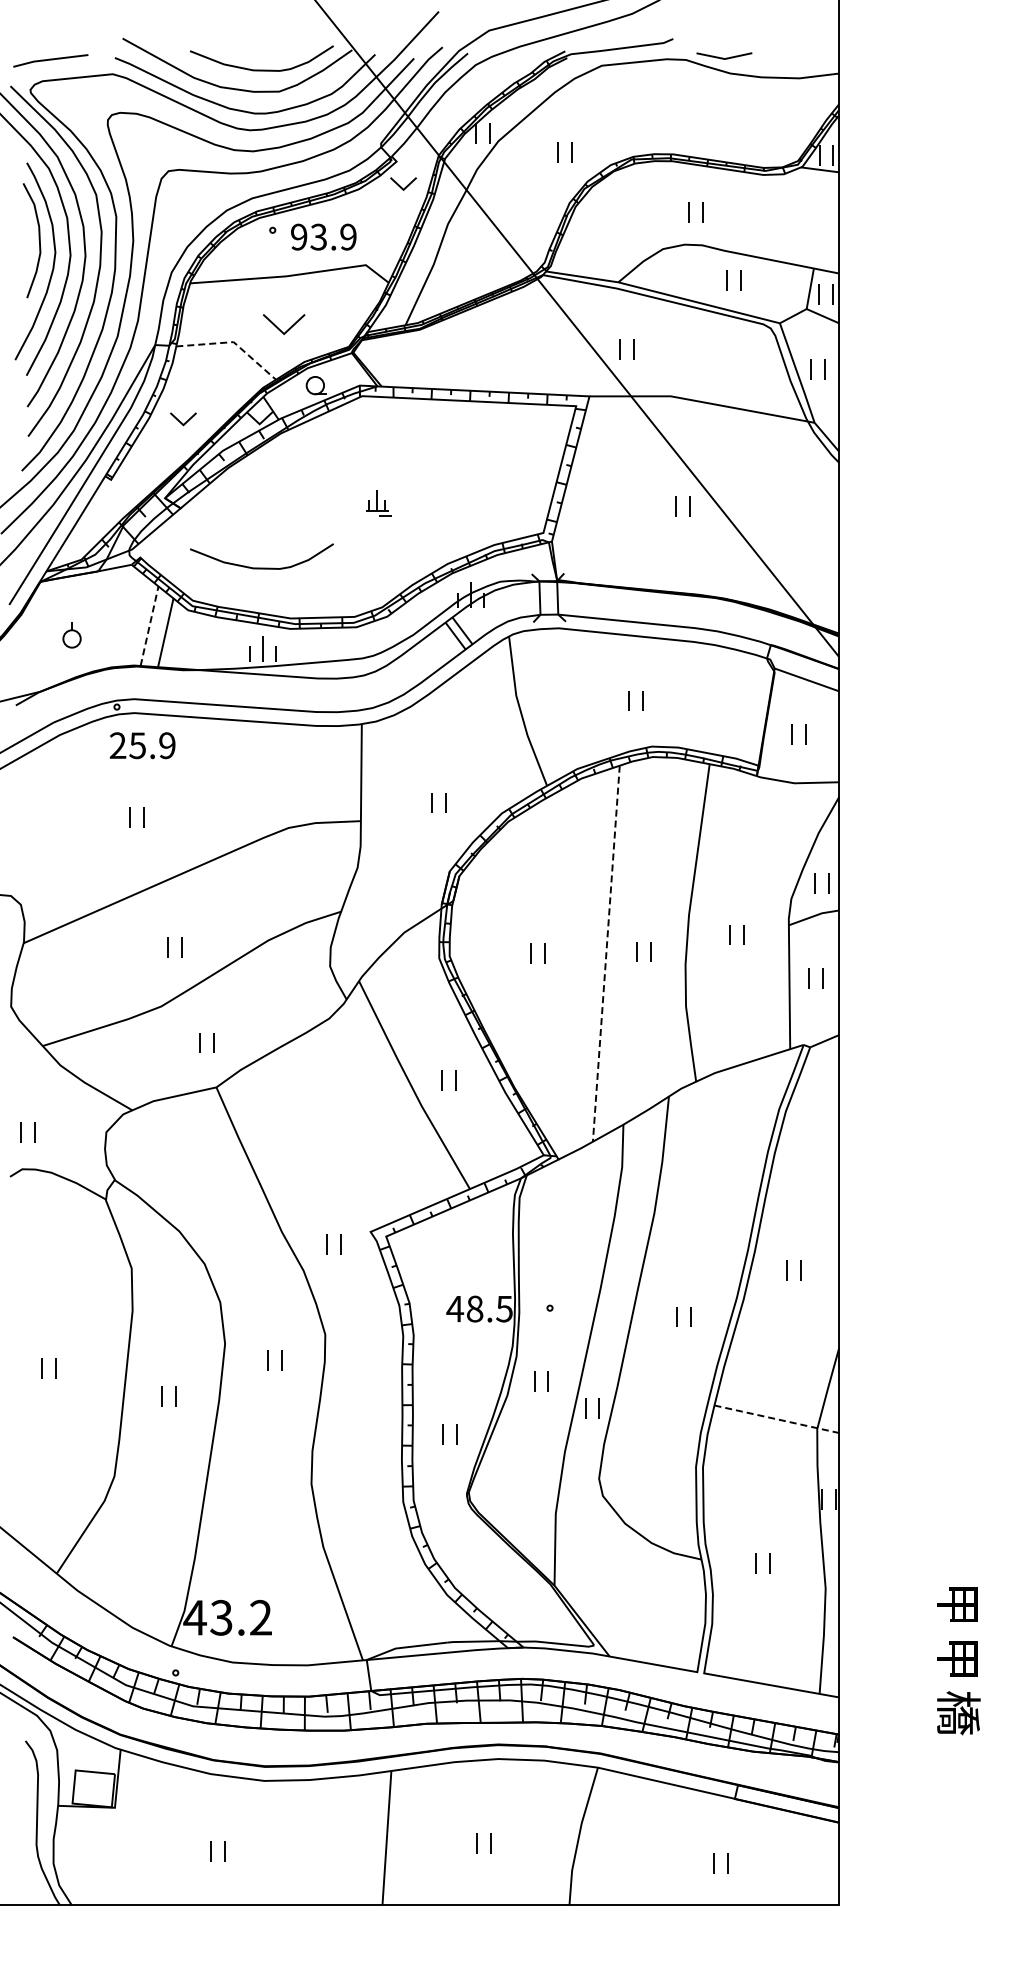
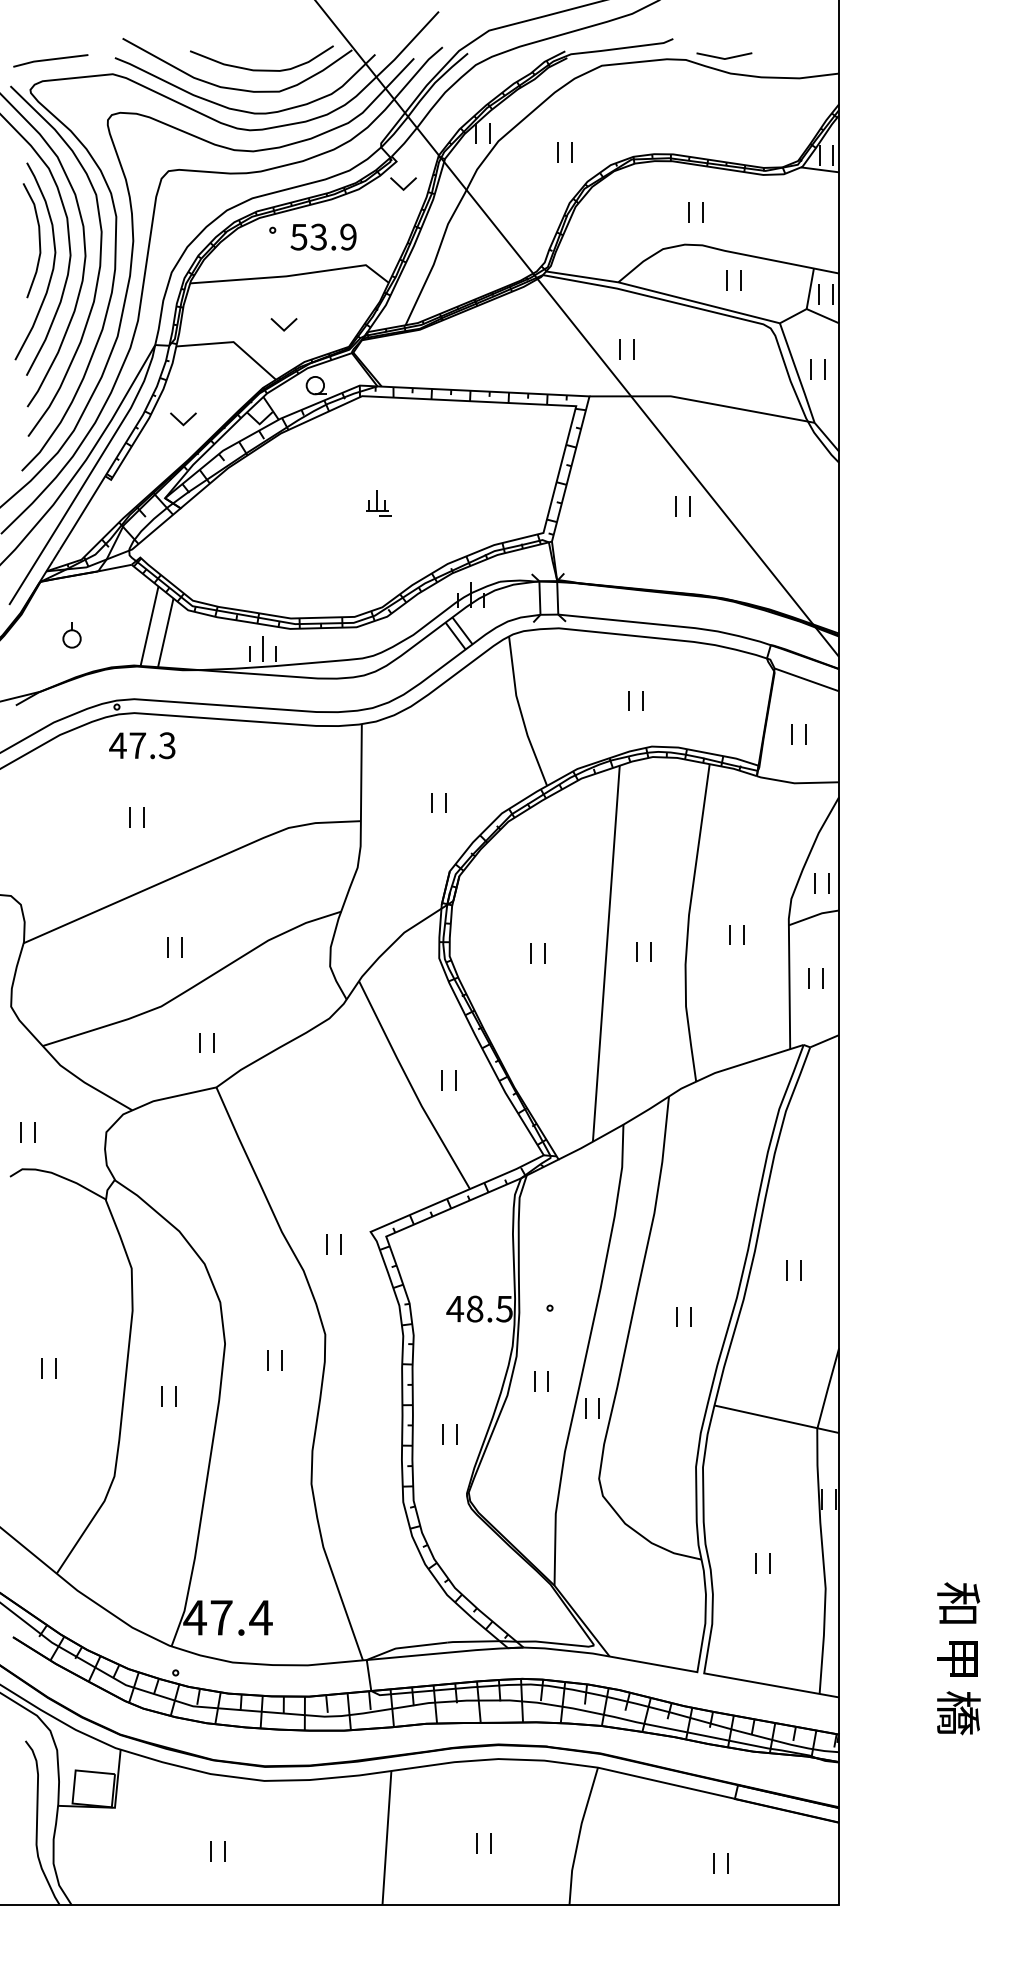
text: 93.9 -> 53.9 (298, 236)
part size: 44x21 px -> 28x14 px (283, 324)
line: dashed -> solid (233, 342)
curve: present -> none (261, 567)
line: dashed -> solid (149, 626)
text: 25.9 -> 47.3 (142, 745)
line: dashed -> solid (606, 954)
line: dashed -> solid (777, 1419)
text: 甲 -> 和 (958, 1602)
text: 43.2 -> 47.4 (241, 1617)
